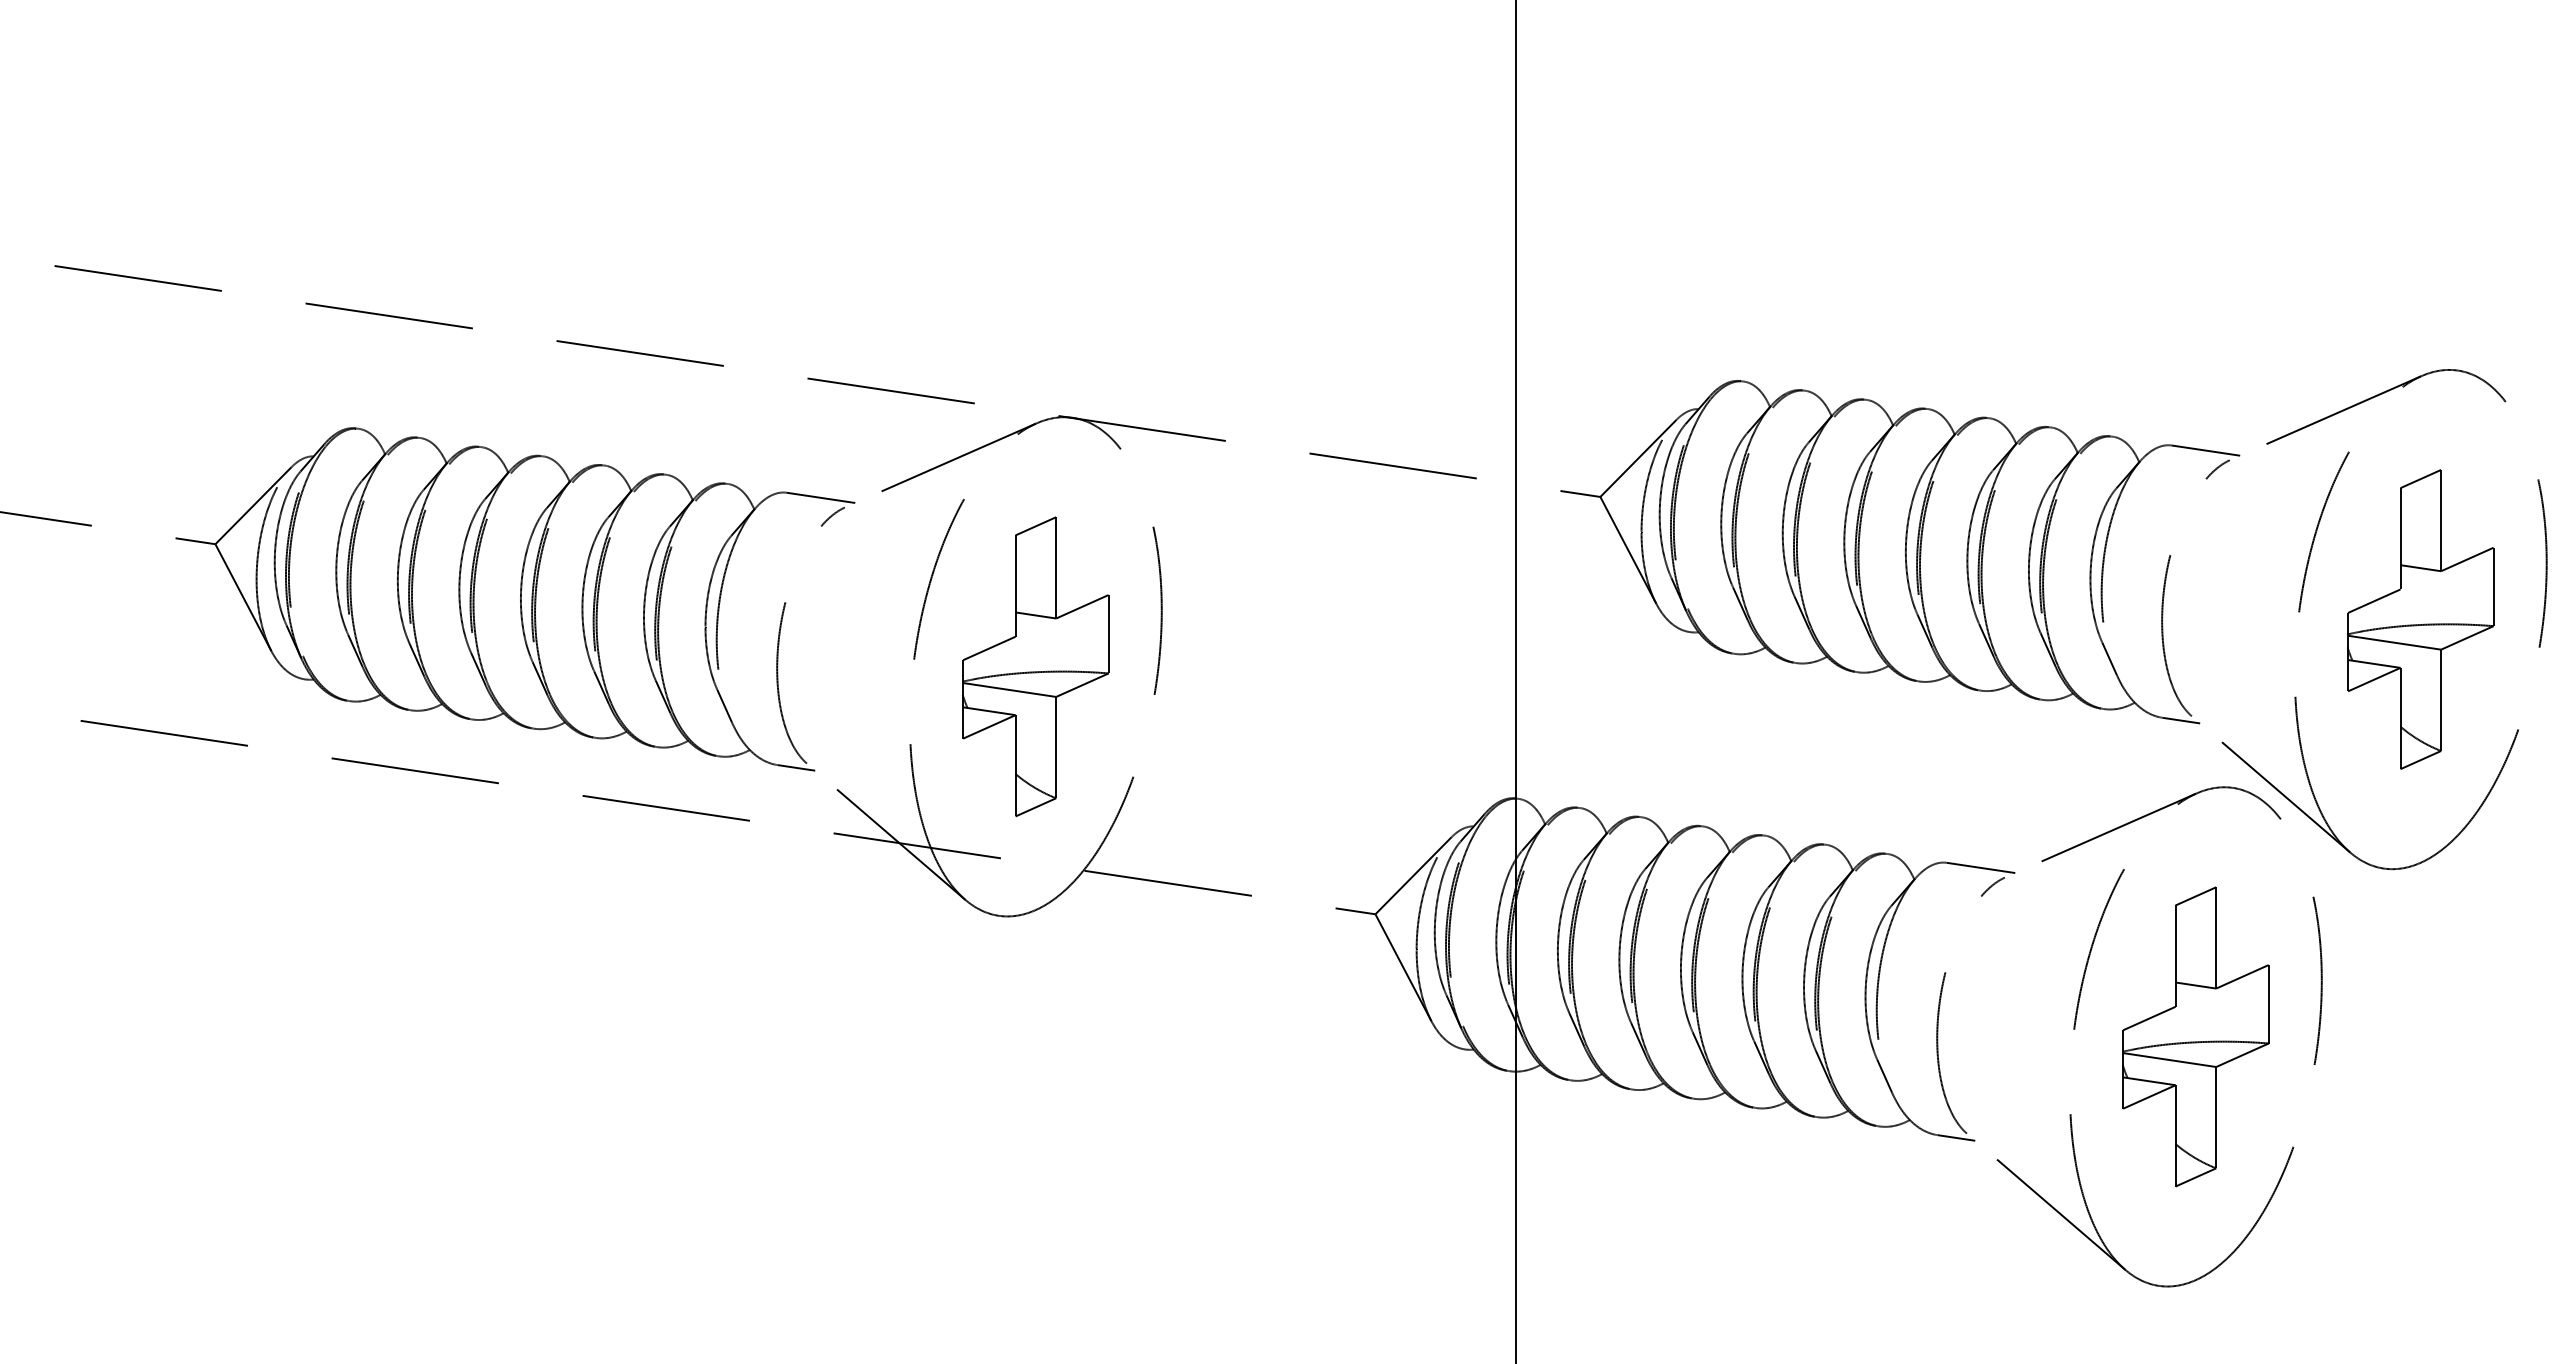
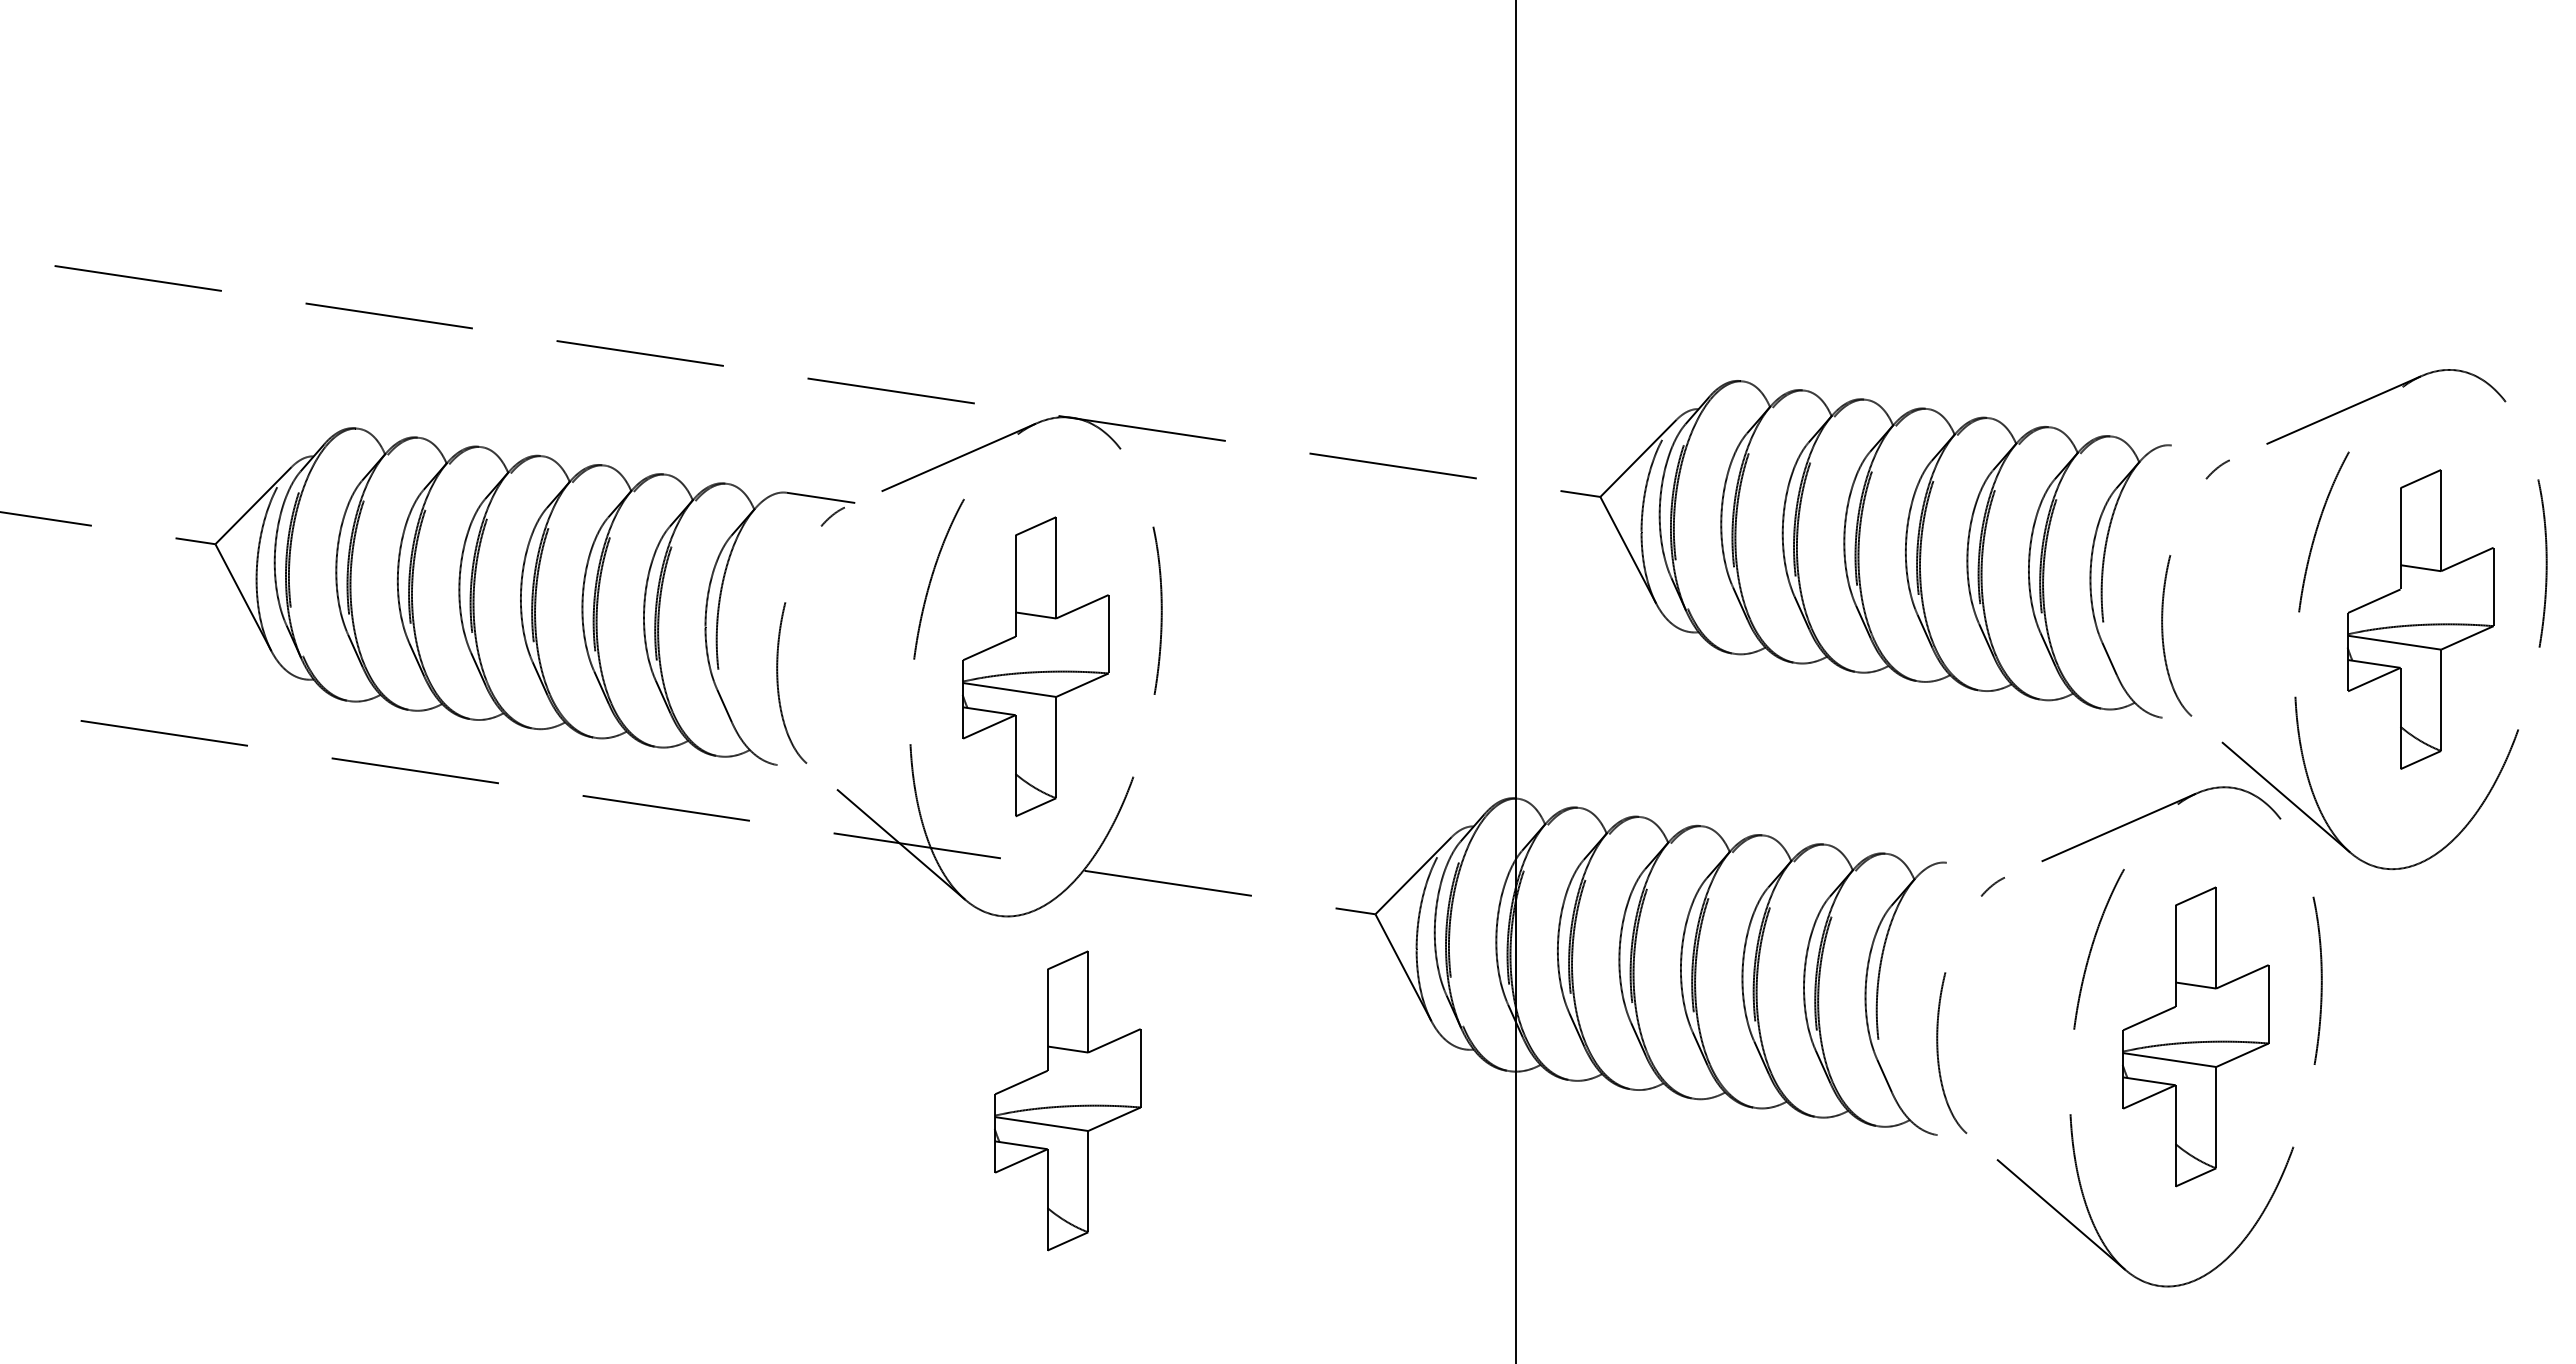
line: present -> none (2205, 450)
line: present -> none (2181, 720)
line: present -> none (796, 767)
line: present -> none (1980, 867)
part: none -> present (1067, 1100)
line: present -> none (1956, 1137)
